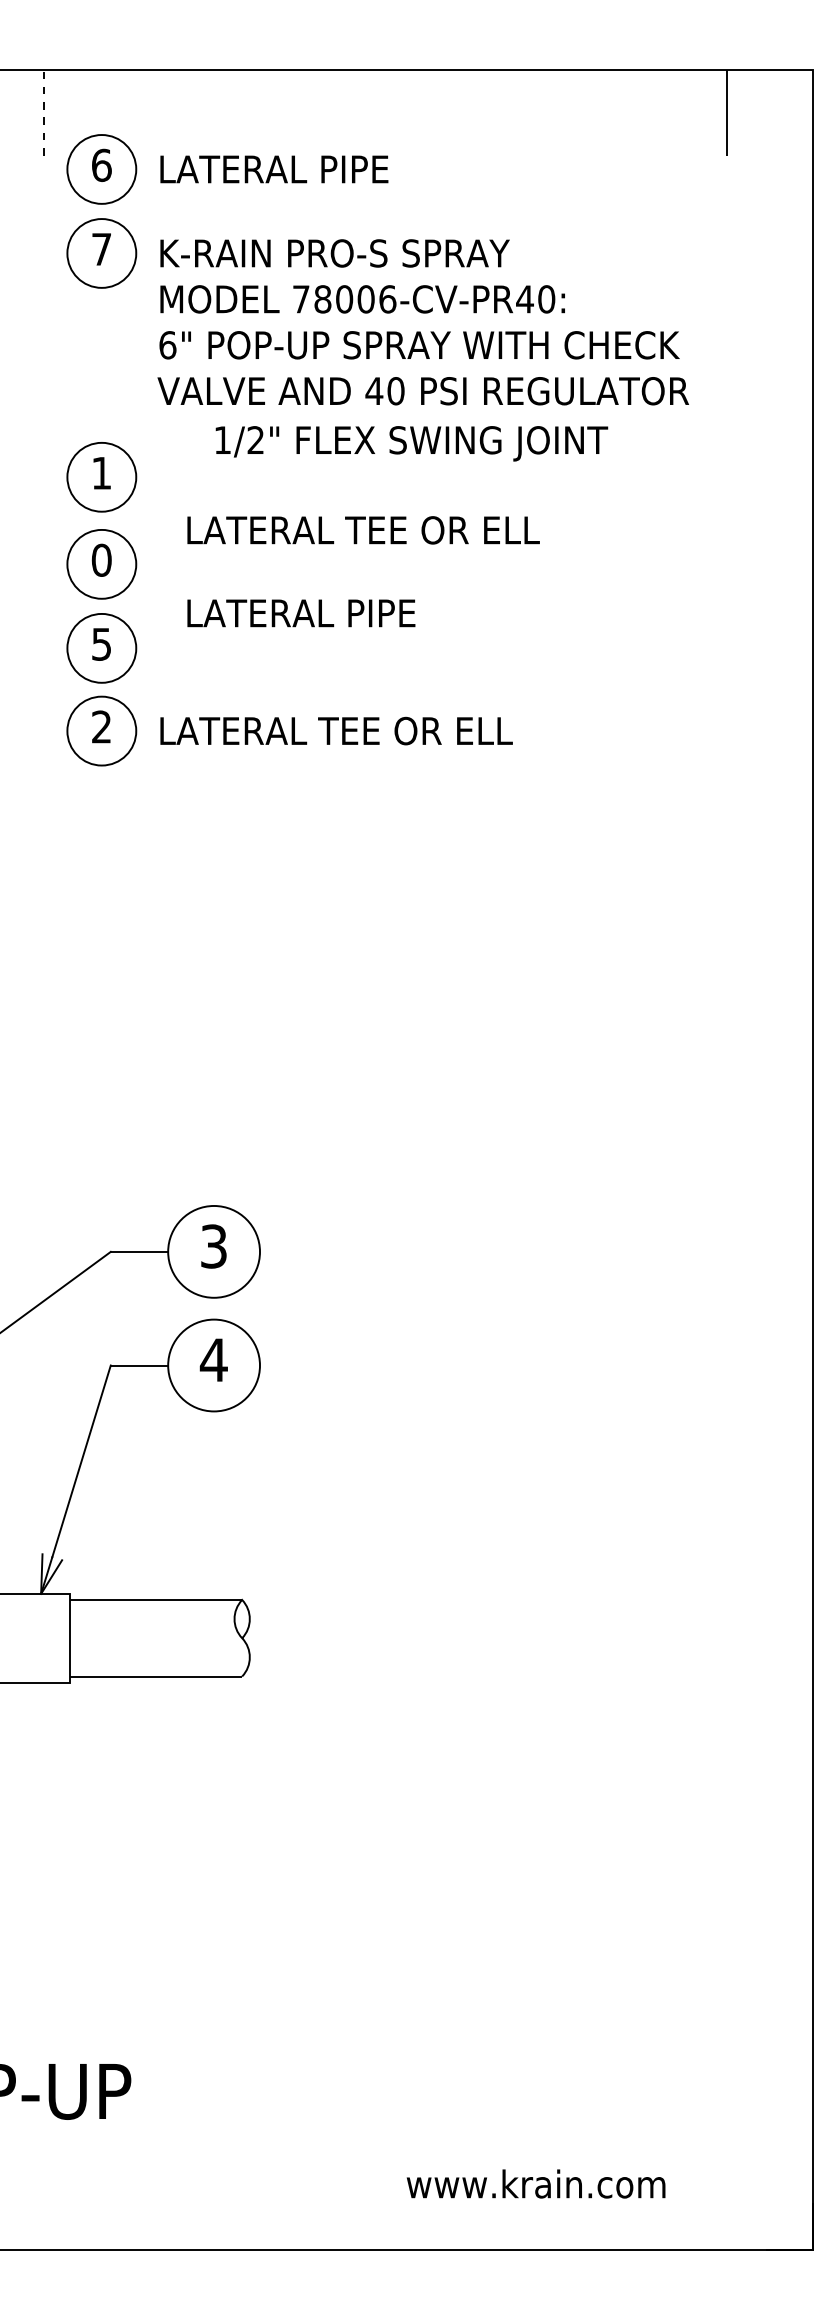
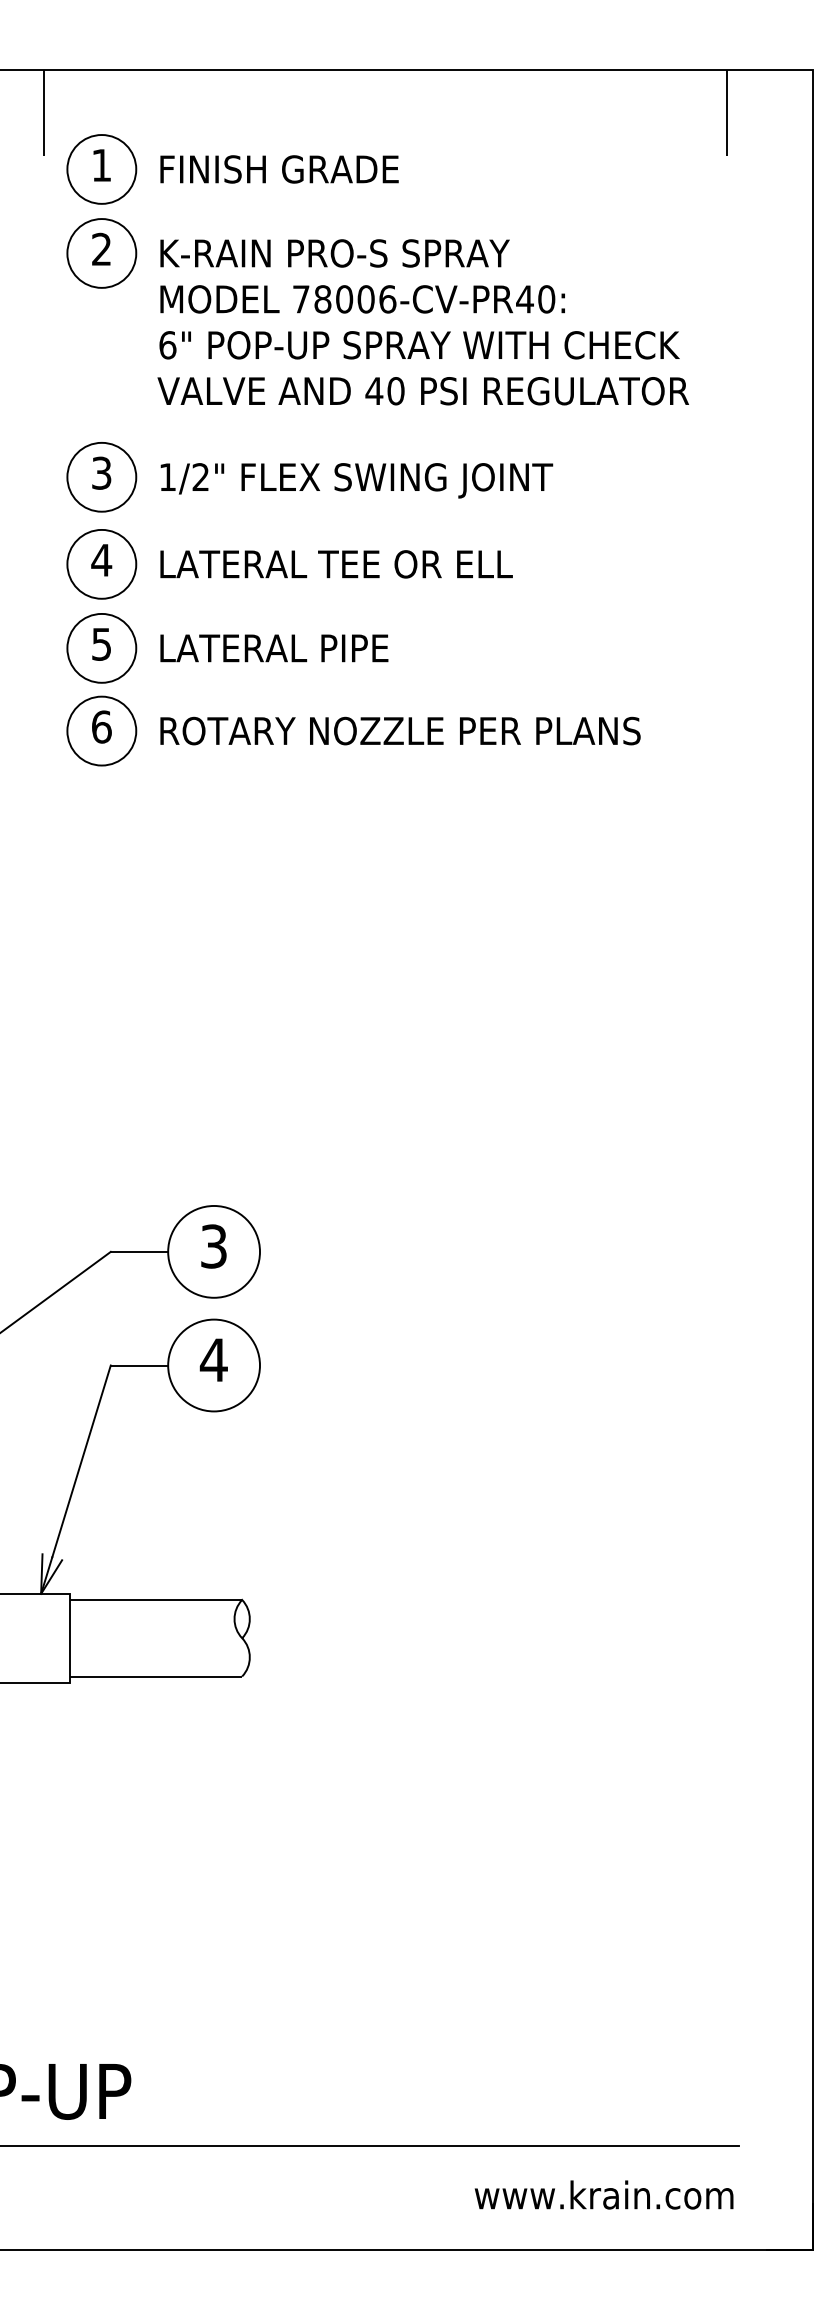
line: dashed -> solid (44, 112)
text: 6 -> 1 (101, 165)
text: LATERAL PIPE -> FINISH GRADE (280, 169)
text: 7 -> 2 (101, 248)
text position: (411, 443) -> (356, 480) (356, 480)
text: 1 -> 3 (101, 472)
text position: (363, 530) -> (336, 564) (336, 564)
text: 0 -> 4 (101, 559)
text position: (301, 613) -> (274, 648) (274, 648)
text: 2 -> 6 (101, 726)
text: LATERAL TEE OR ELL -> ROTARY NOZZLE PER PLANS (401, 730)
line: none -> present (370, 2145)
text position: (535, 2183) -> (603, 2194) (603, 2194)
